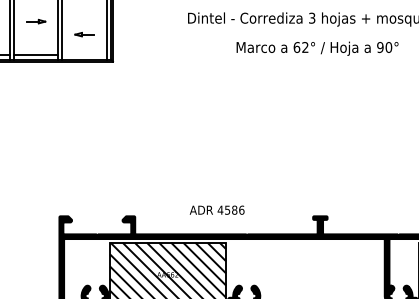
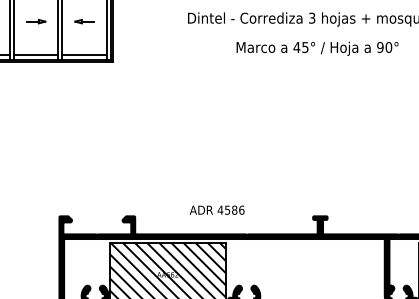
part position: (84, 34) -> (84, 21) (84, 21)
text: 62° -> 45° (300, 47)
line: none -> present (84, 55)
